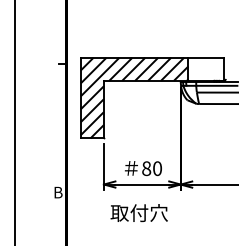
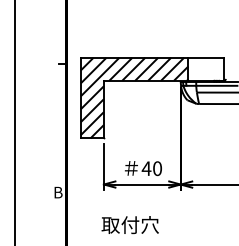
text: 80 -> 40 (146, 168)
text position: (138, 213) -> (129, 225) (129, 225)
